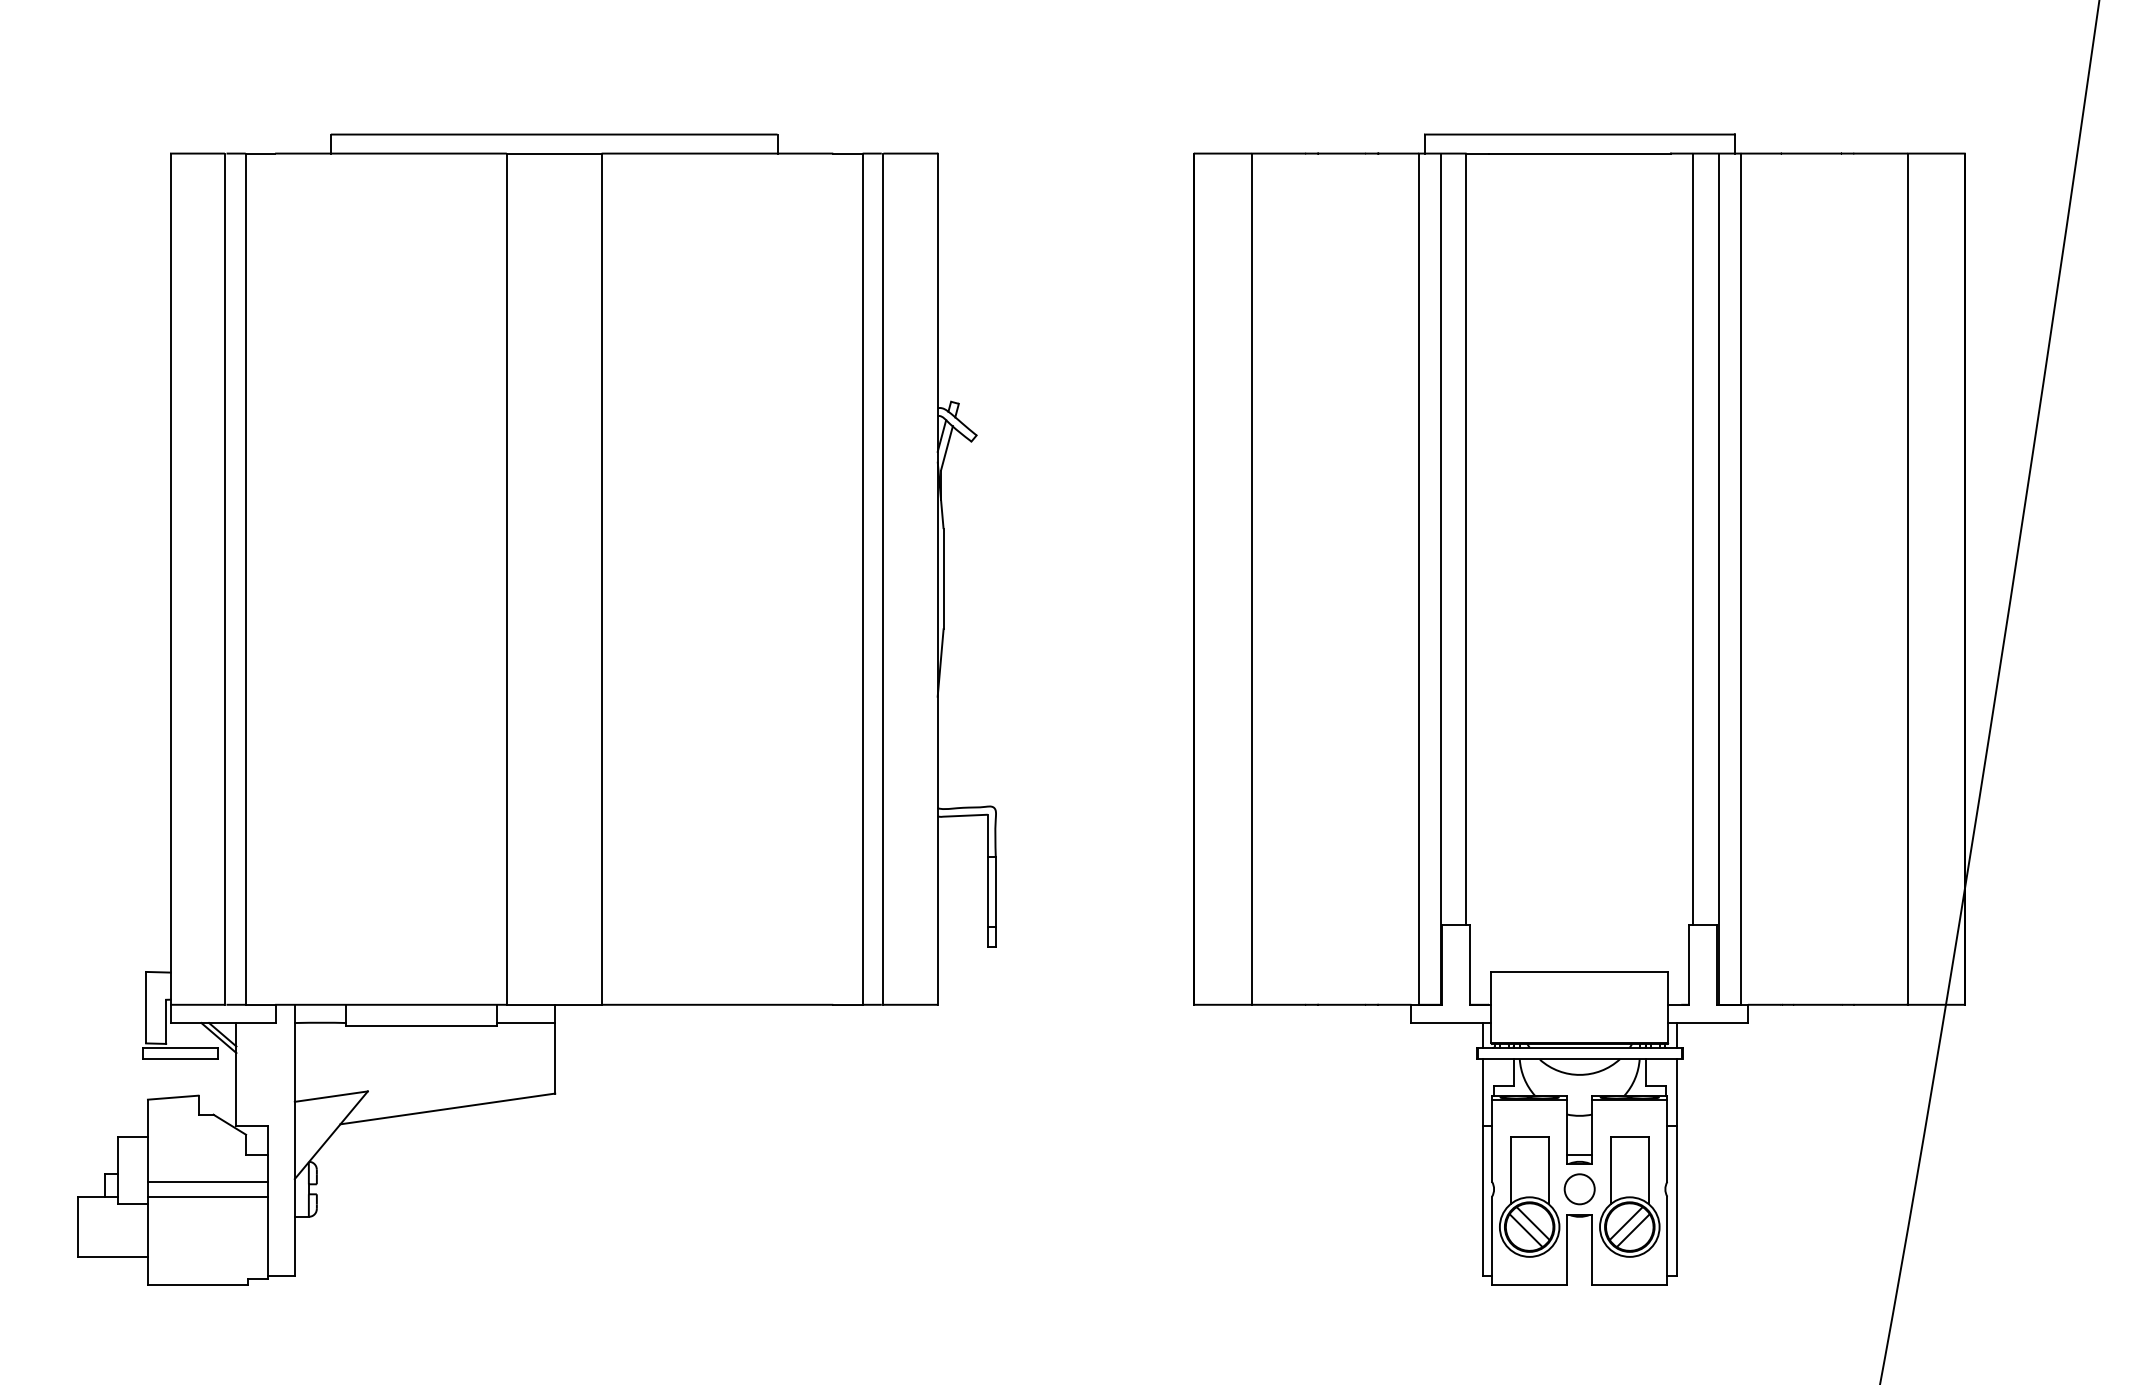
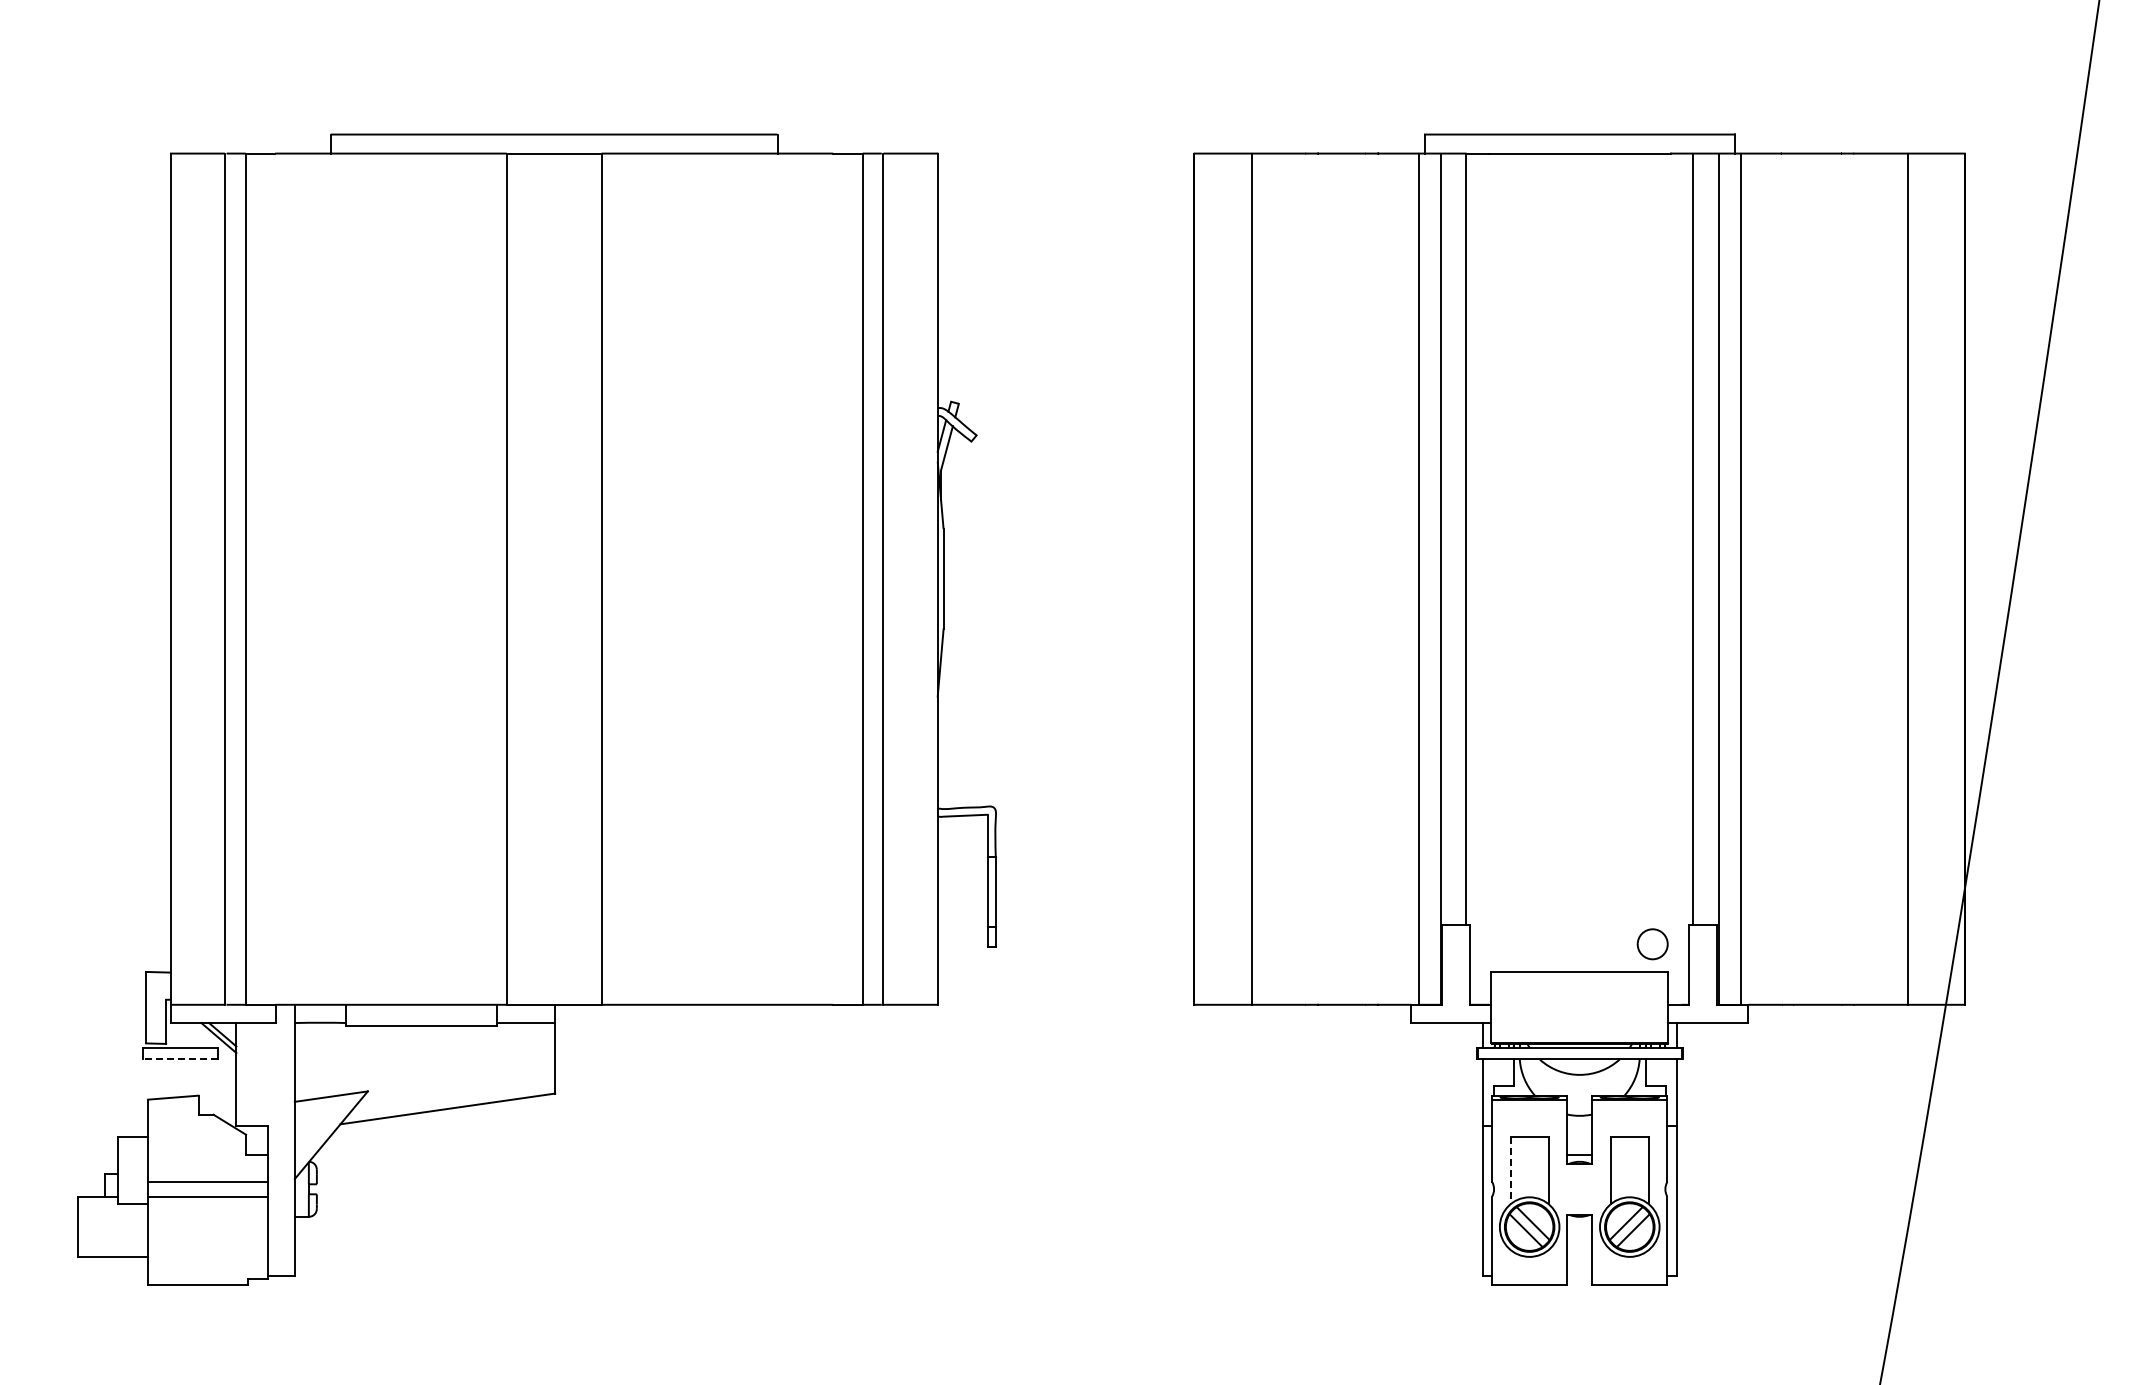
line: solid -> dashed (179, 1059)
line: solid -> dashed (1510, 1170)
circle position: (1579, 1189) -> (1652, 944) (1652, 944)
